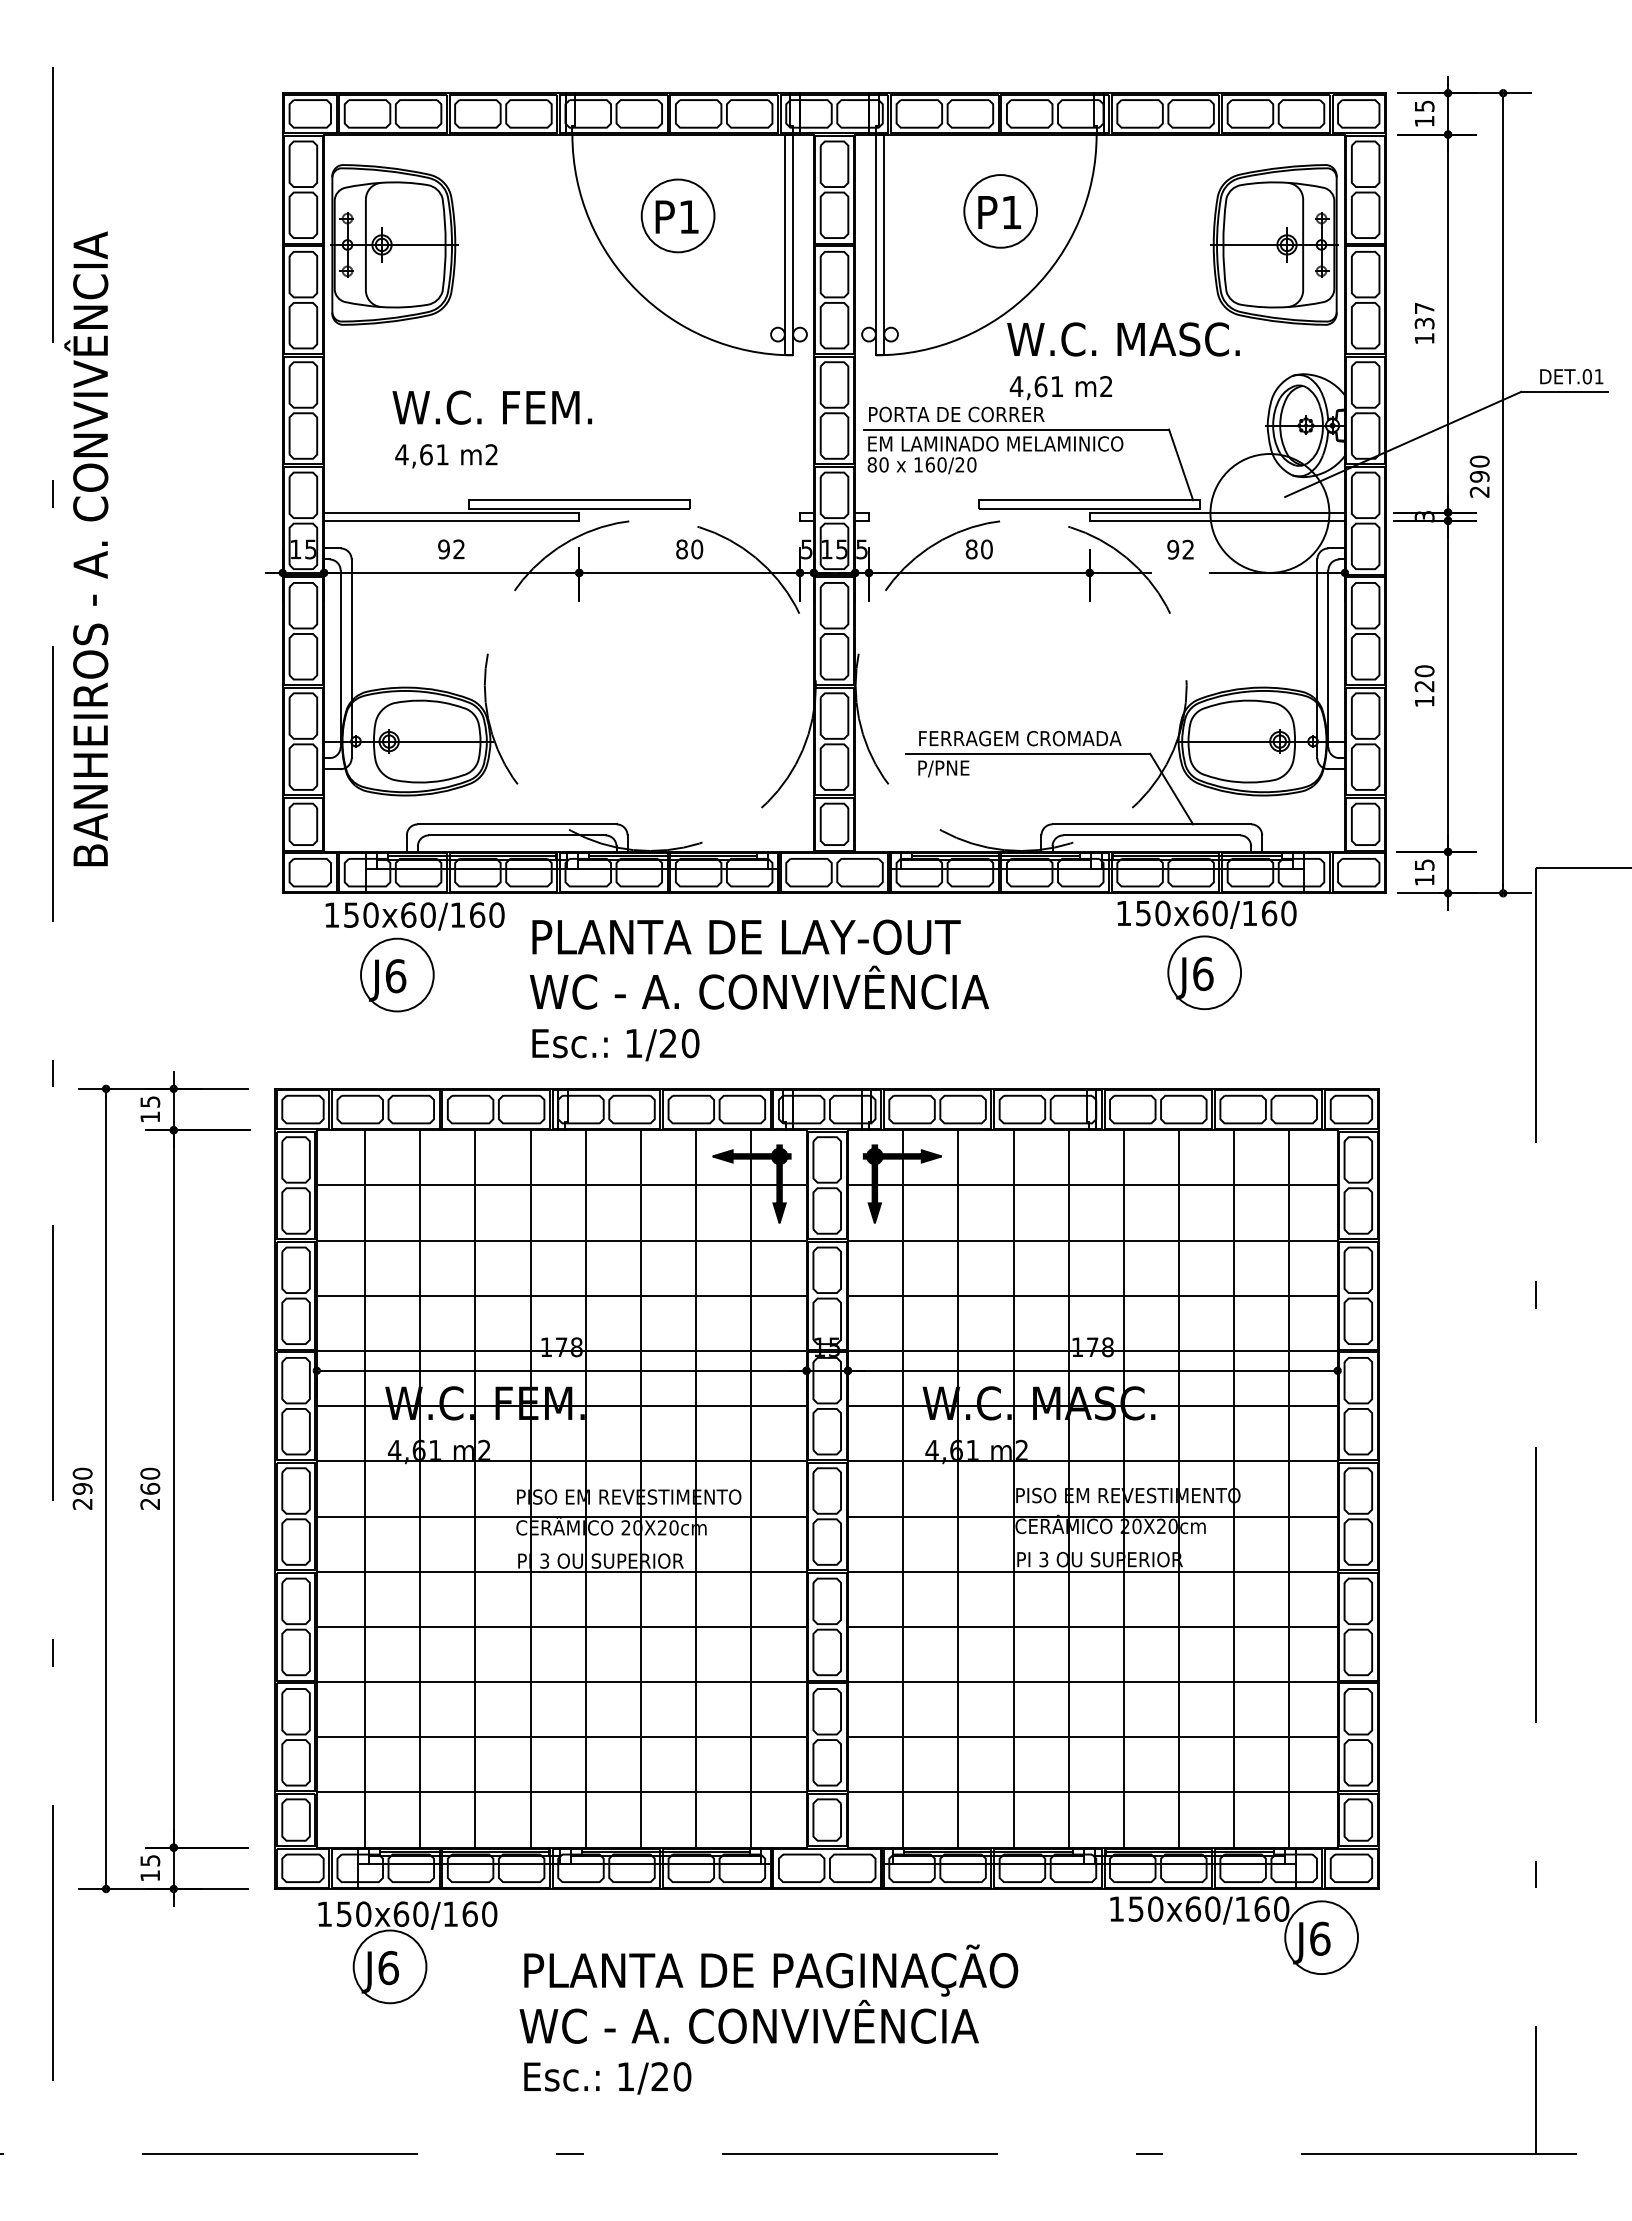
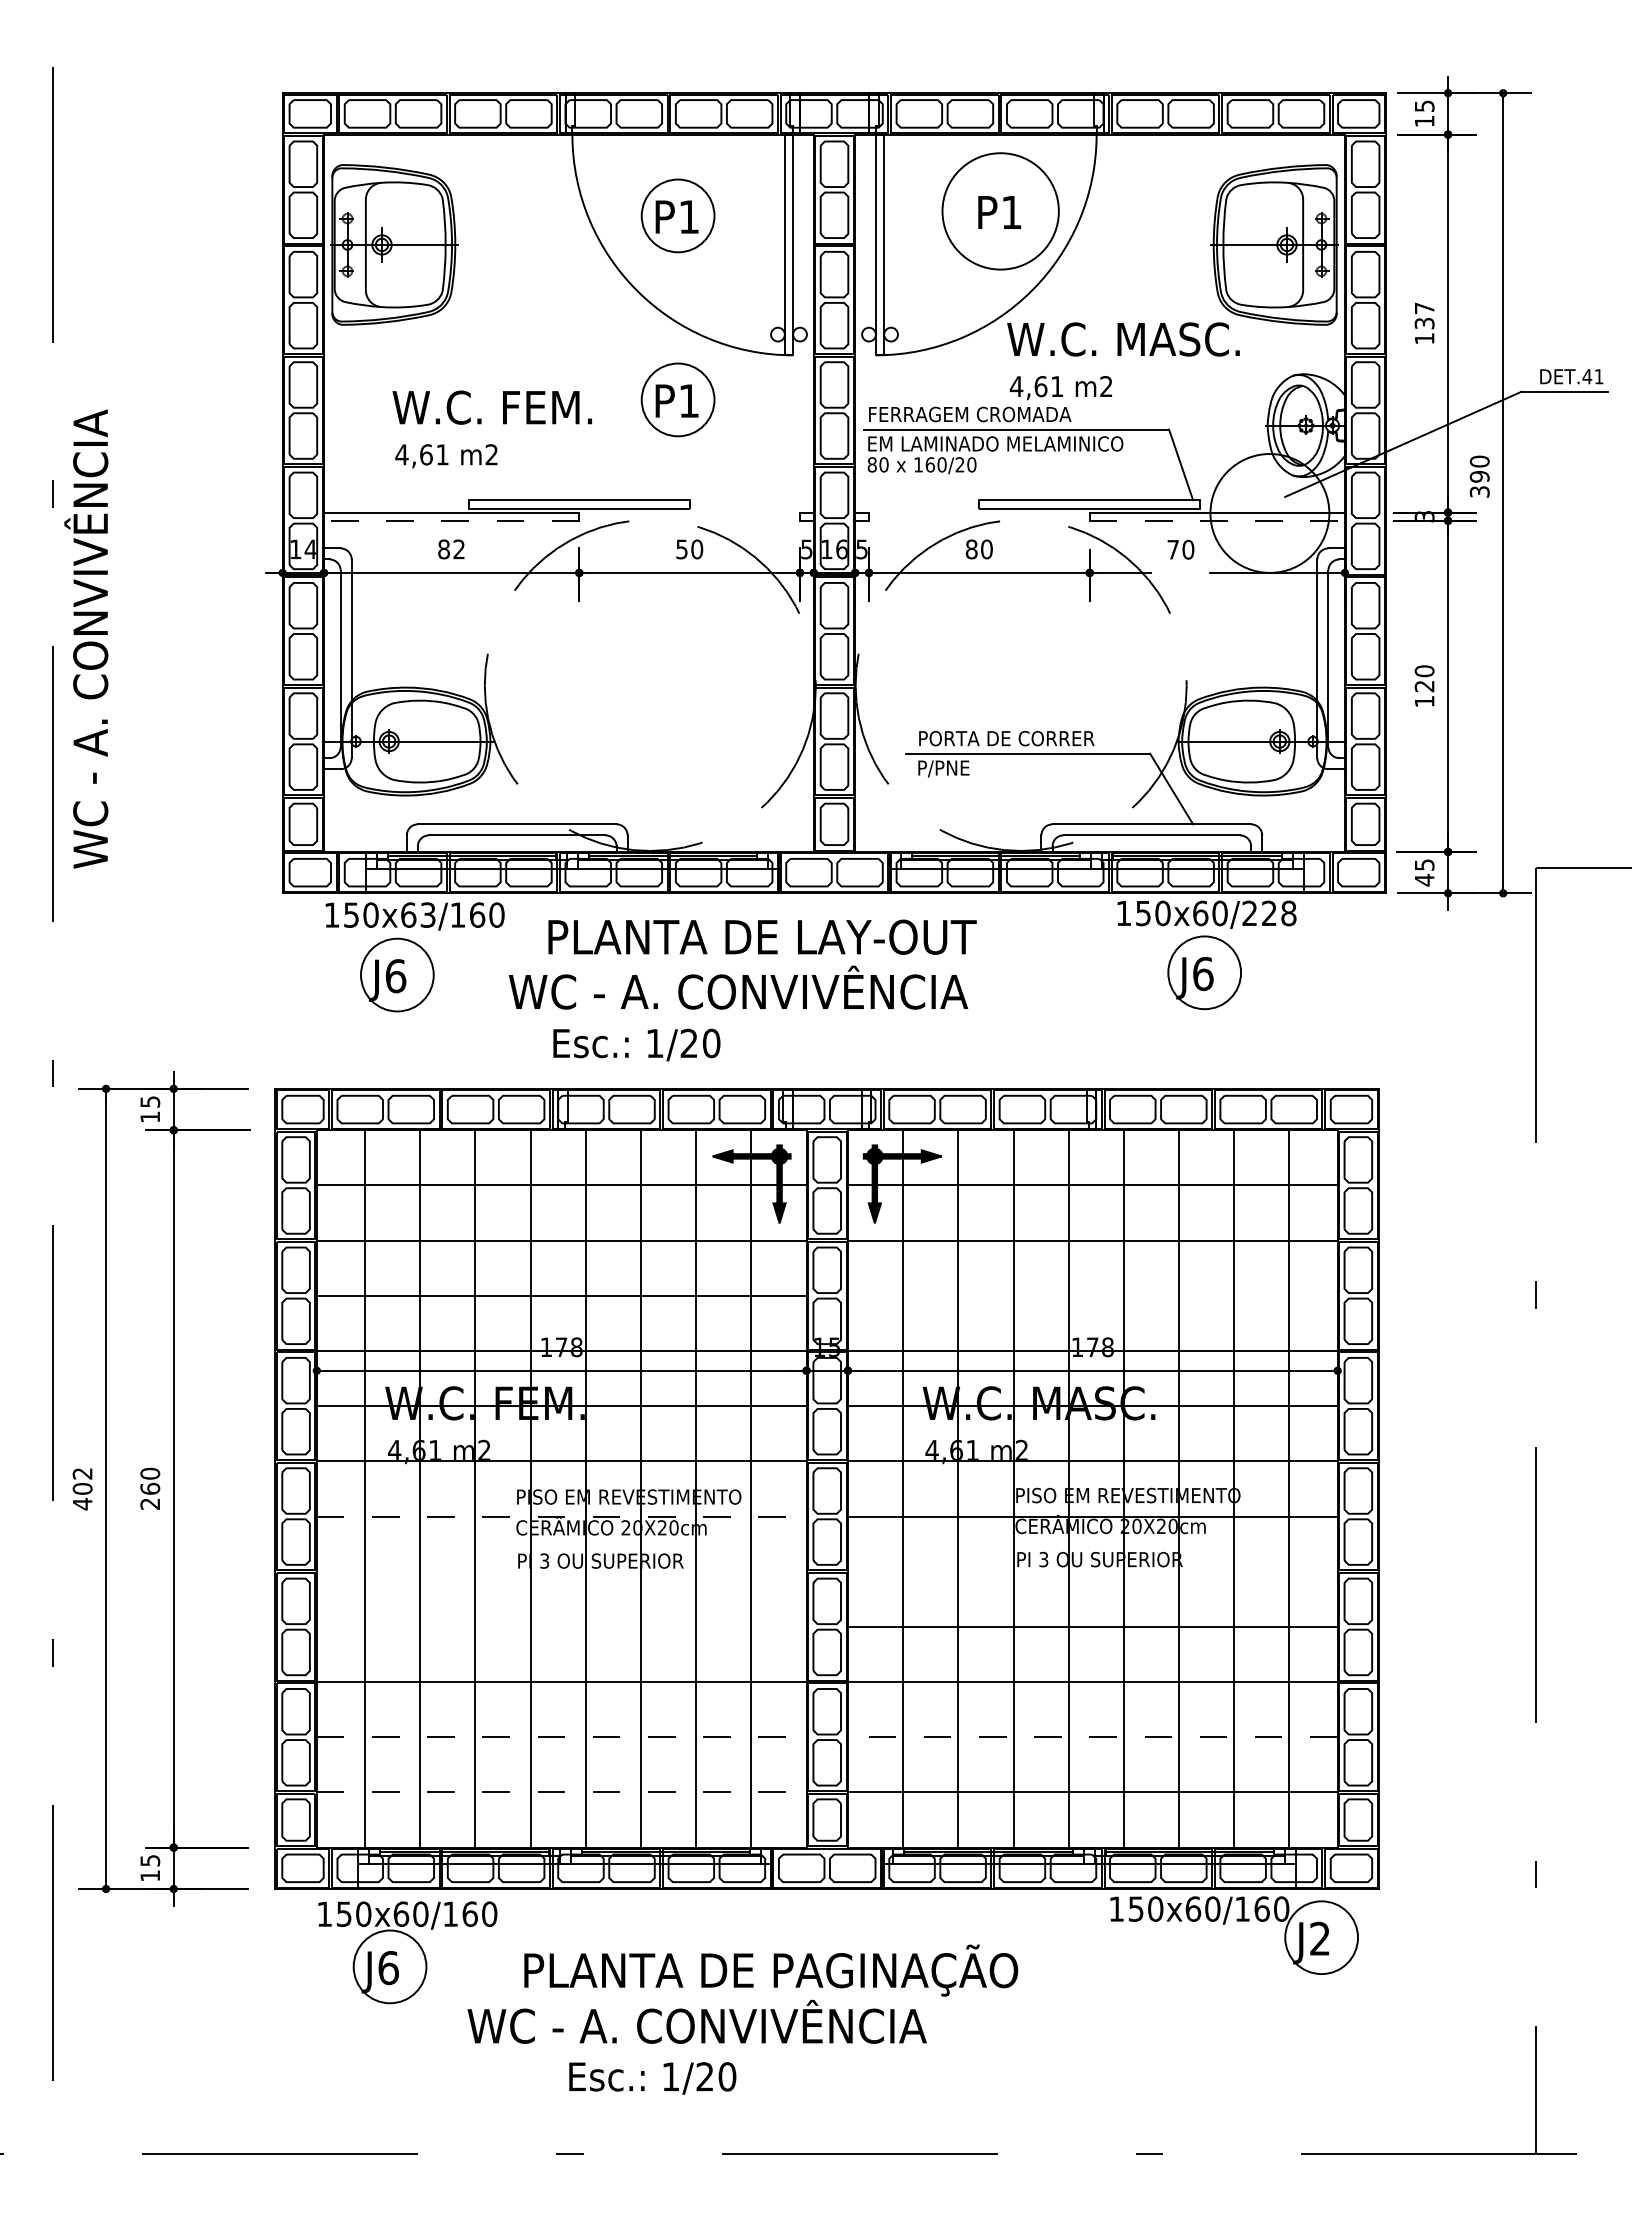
circle diameter: 73 px -> 116 px (1000, 211)
text: DET.01 -> DET.41 (1587, 376)
part: none -> present (677, 399)
text: PORTA DE CORRER -> FERRAGEM CROMADA (970, 414)
text: 290 -> 390 (1479, 491)
line: solid -> dashed (451, 520)
line: solid -> dashed (1217, 520)
text: BANHEIROS - A. CONVIVÊNCIA -> WC - A. CONVIVÊNCIA (86, 549)
text: 15 -> 14 (310, 549)
text: 92 -> 82 (443, 549)
text: 80 -> 50 (681, 549)
text: 15 -> 16 (841, 549)
text: 92 -> 70 (1180, 549)
text: FERRAGEM CROMADA -> PORTA DE CORRER (1021, 738)
text: 15 -> 45 (1424, 880)
text: 150x60/160 -> 150x60/228 (1269, 913)
text: 150x60/160 -> 150x63/160 (427, 914)
text position: (746, 936) -> (762, 936) (762, 936)
text position: (759, 987) -> (738, 987) (738, 987)
text position: (615, 1044) -> (636, 1044) (636, 1044)
line: present -> none (1092, 1295)
text: 290 -> 402 (82, 1488)
line: solid -> dashed (561, 1516)
line: present -> none (561, 1571)
line: present -> none (1092, 1571)
line: present -> none (561, 1626)
line: solid -> dashed (561, 1737)
line: solid -> dashed (1092, 1737)
line: solid -> dashed (561, 1792)
text: J6 -> J2 (1320, 1938)
text position: (748, 2021) -> (696, 2021) (696, 2021)
text position: (607, 2078) -> (652, 2078) (652, 2078)
